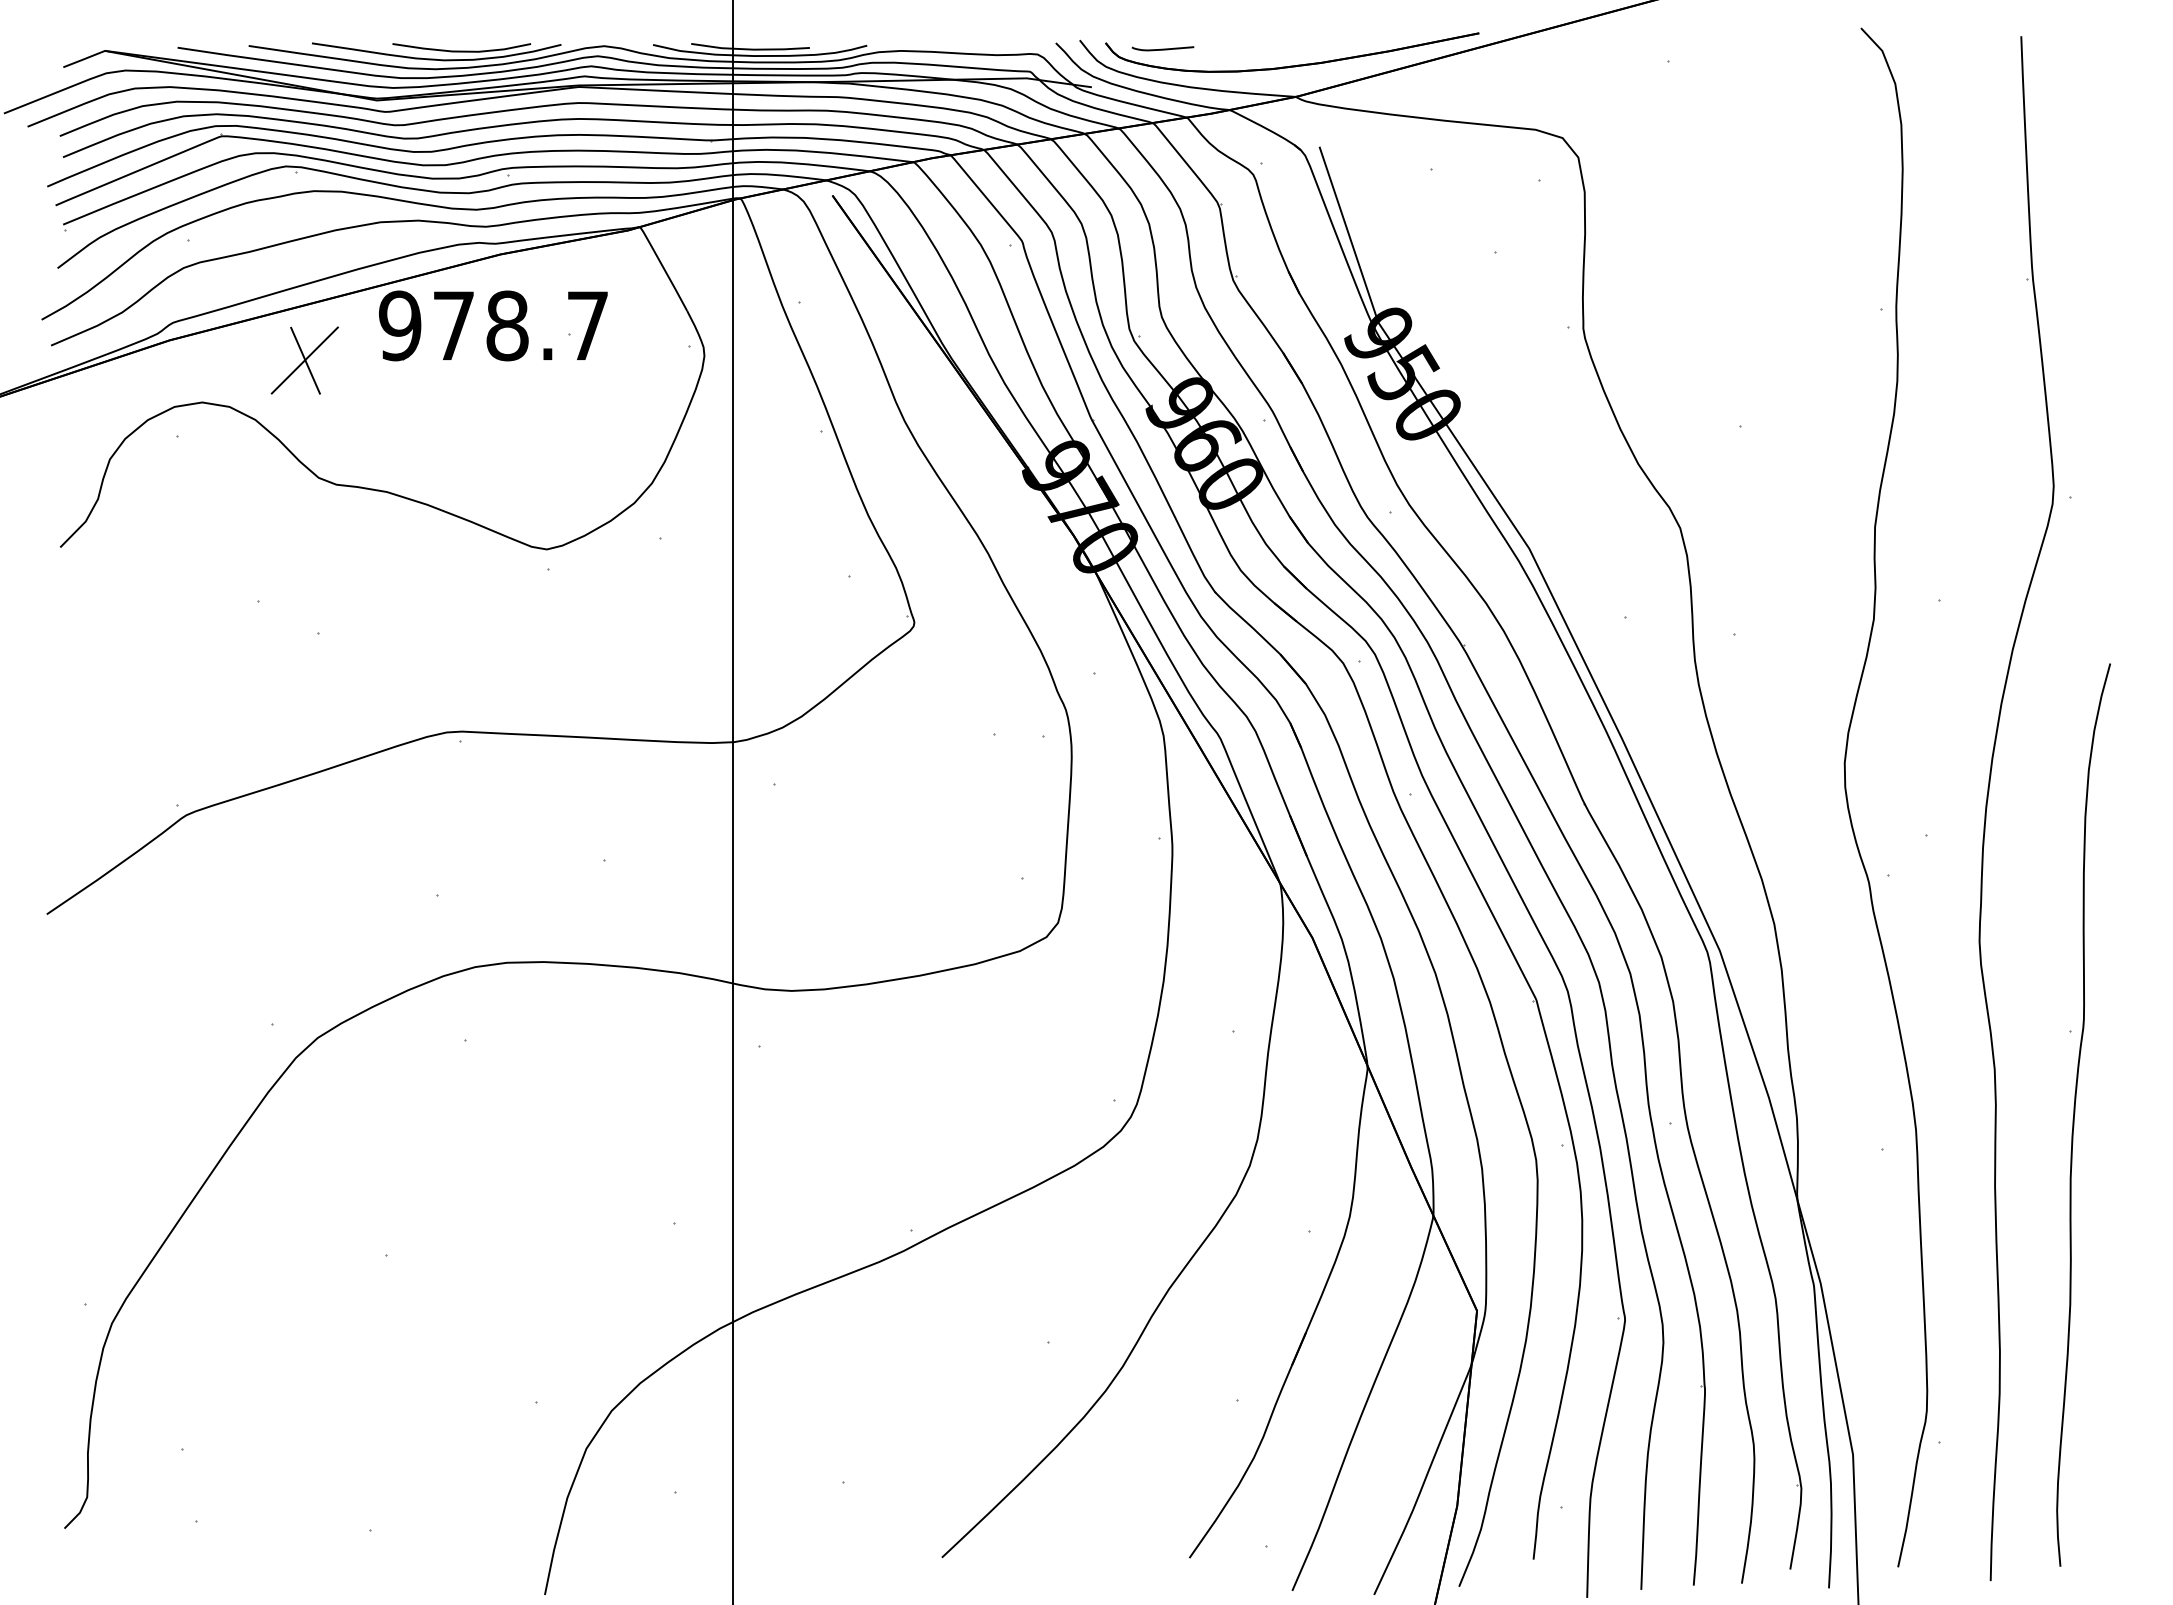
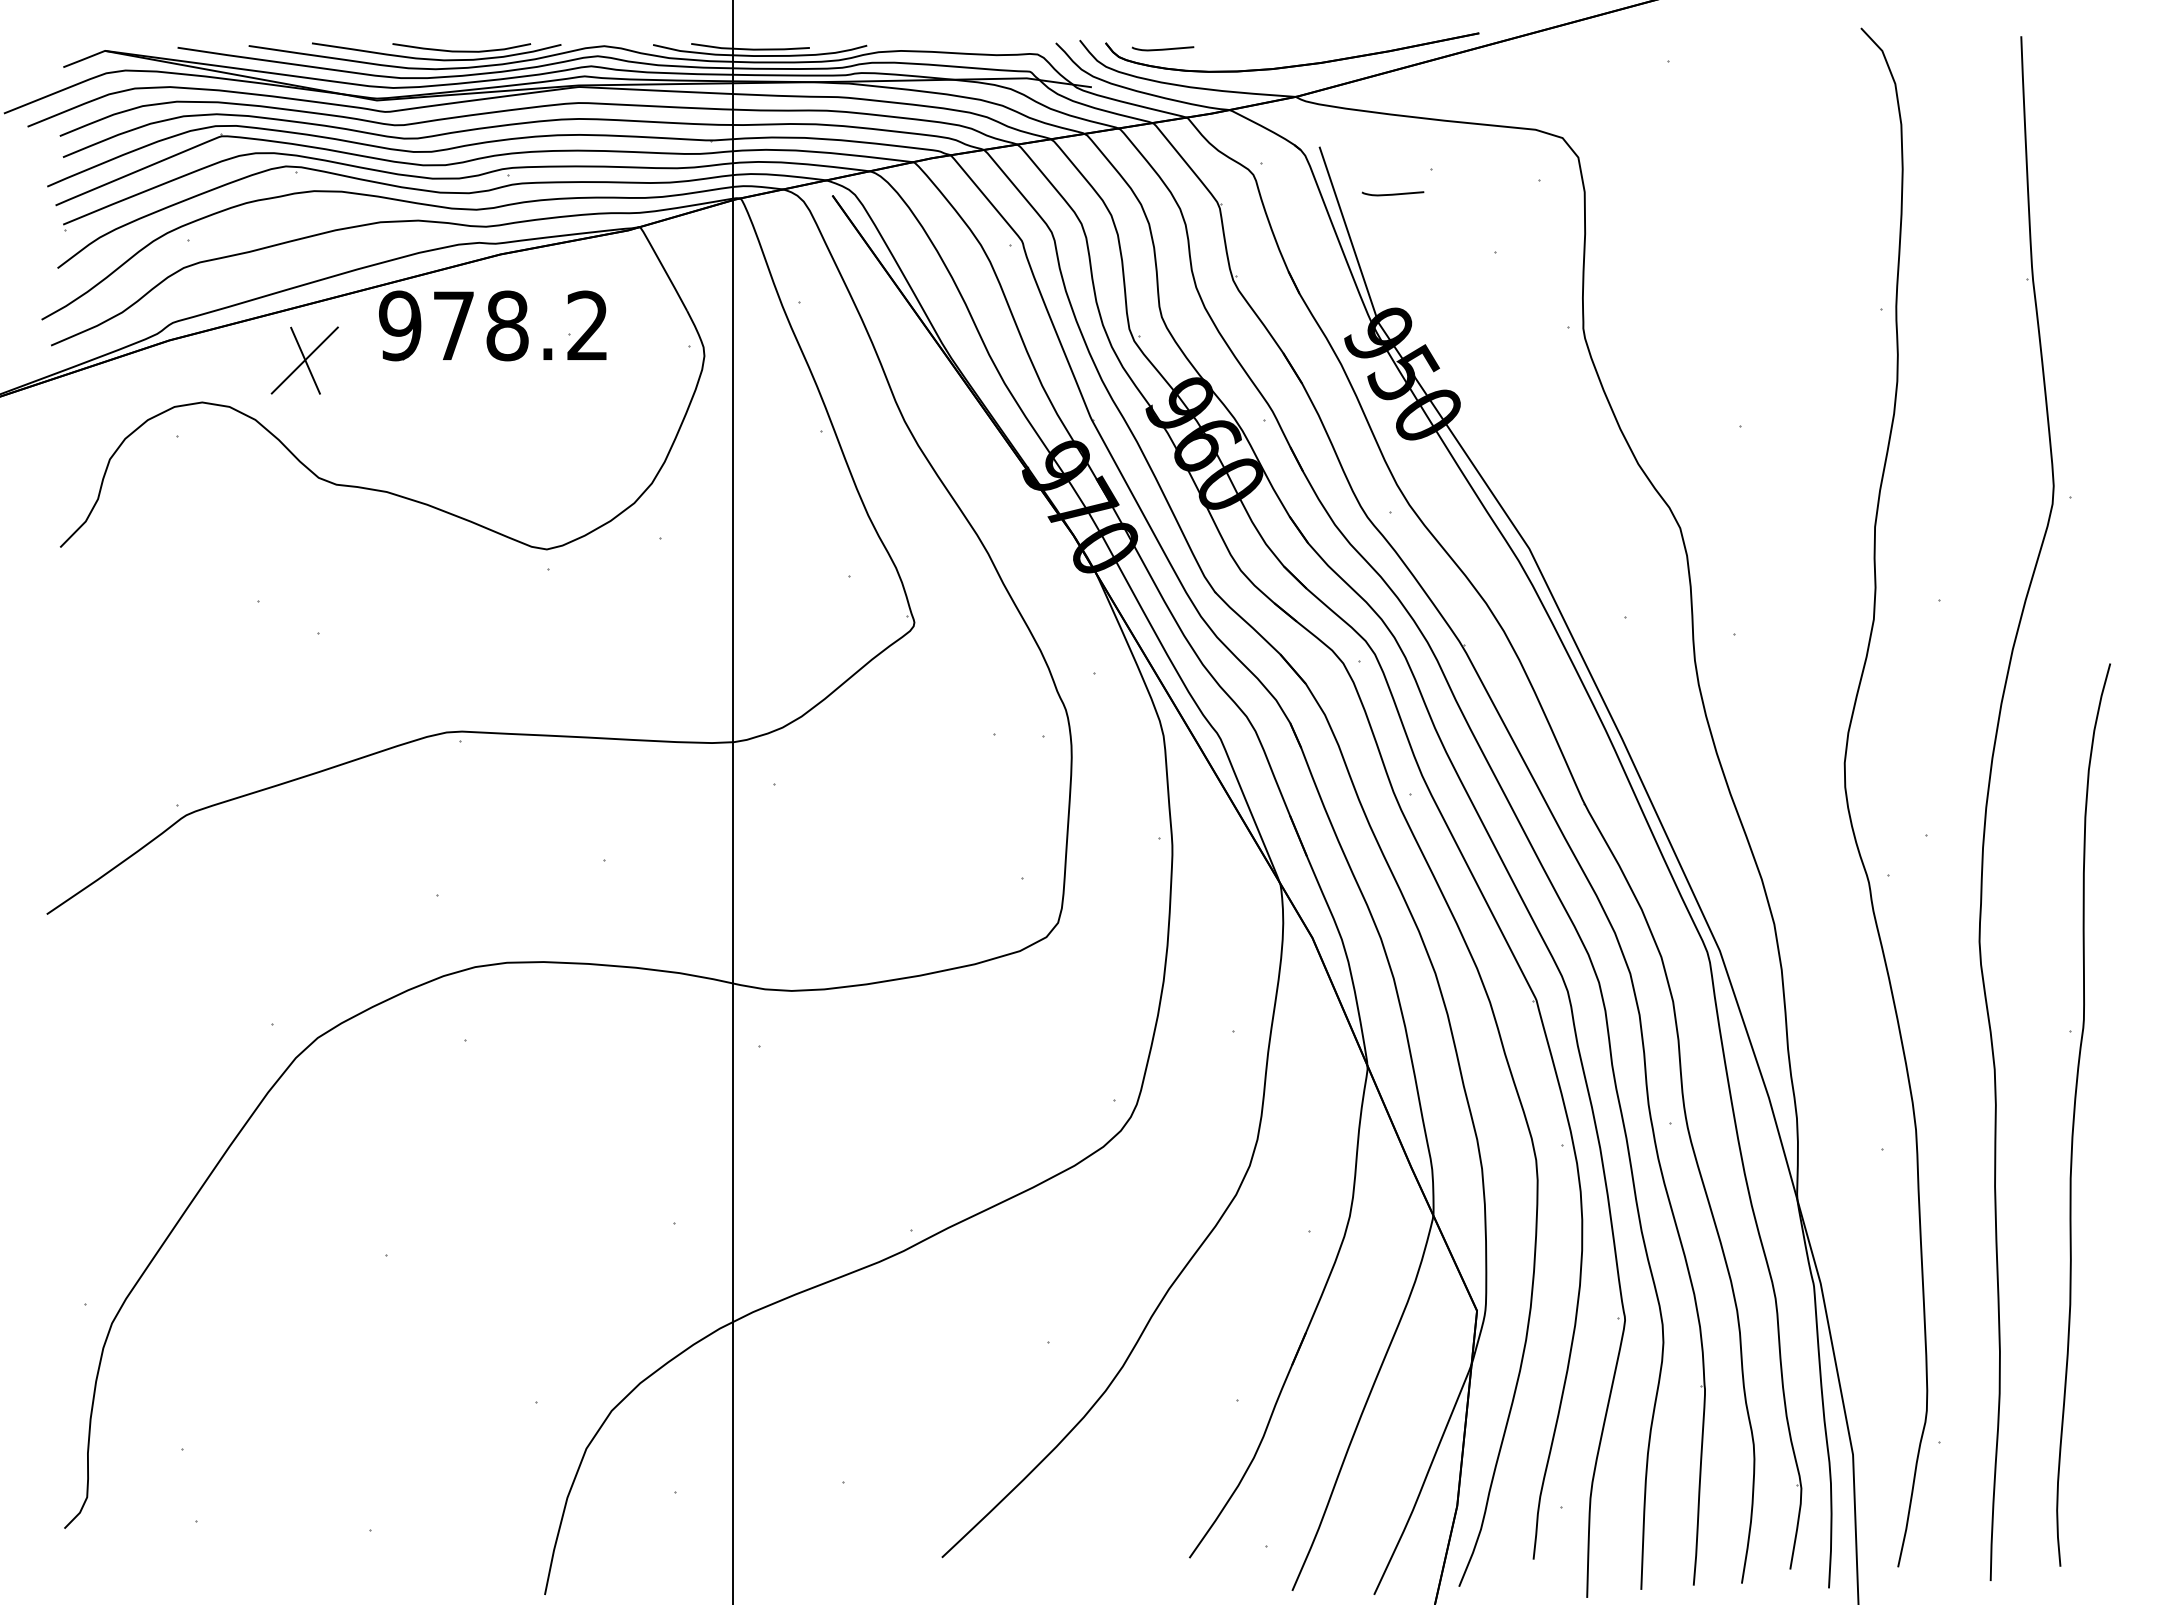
curve: none -> present (1392, 193)
text: 978.7 -> 978.2 (587, 324)
